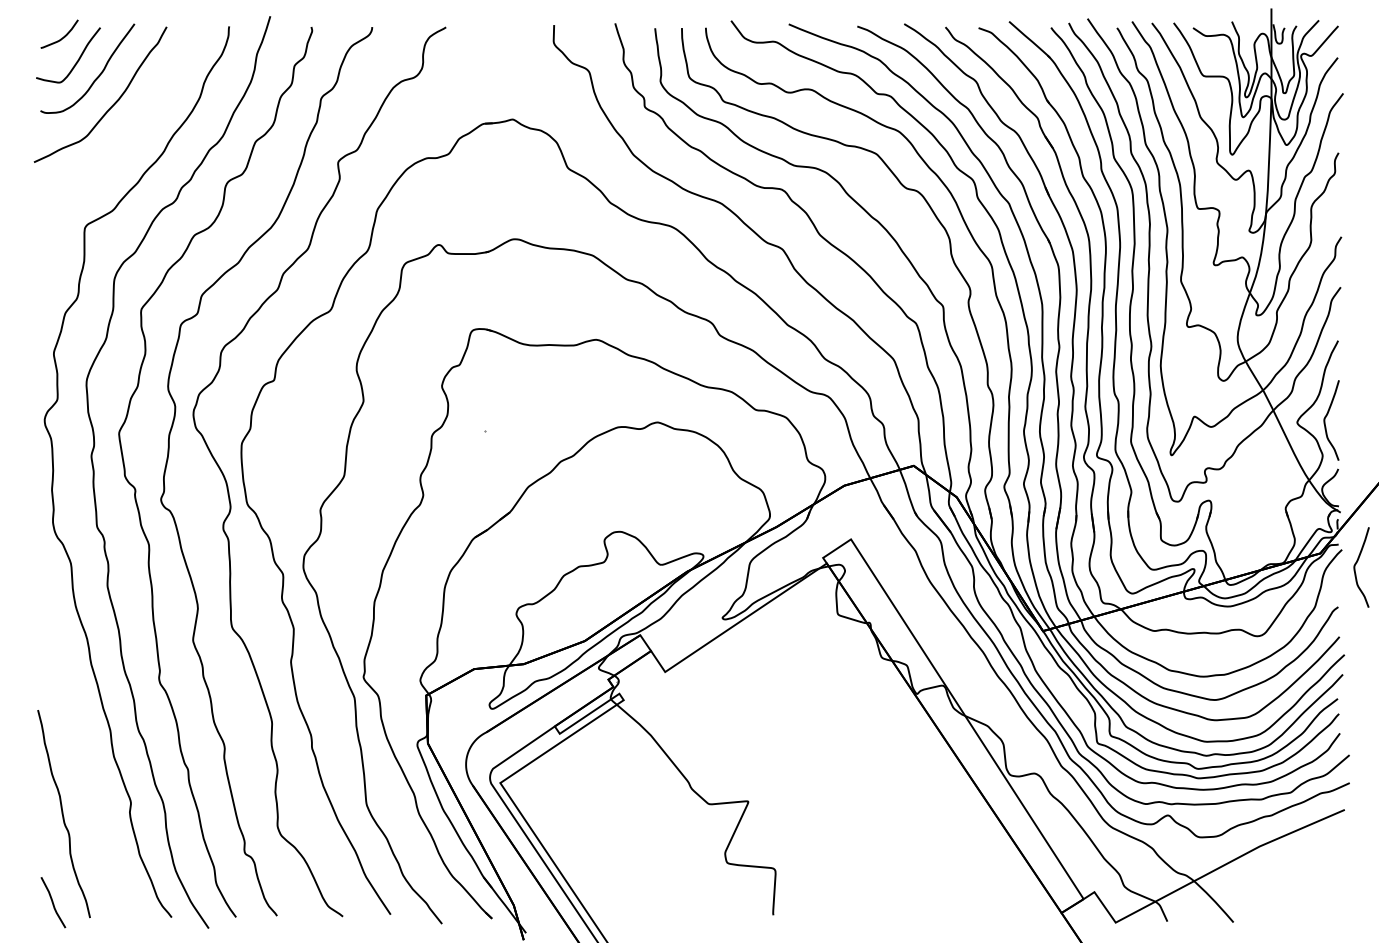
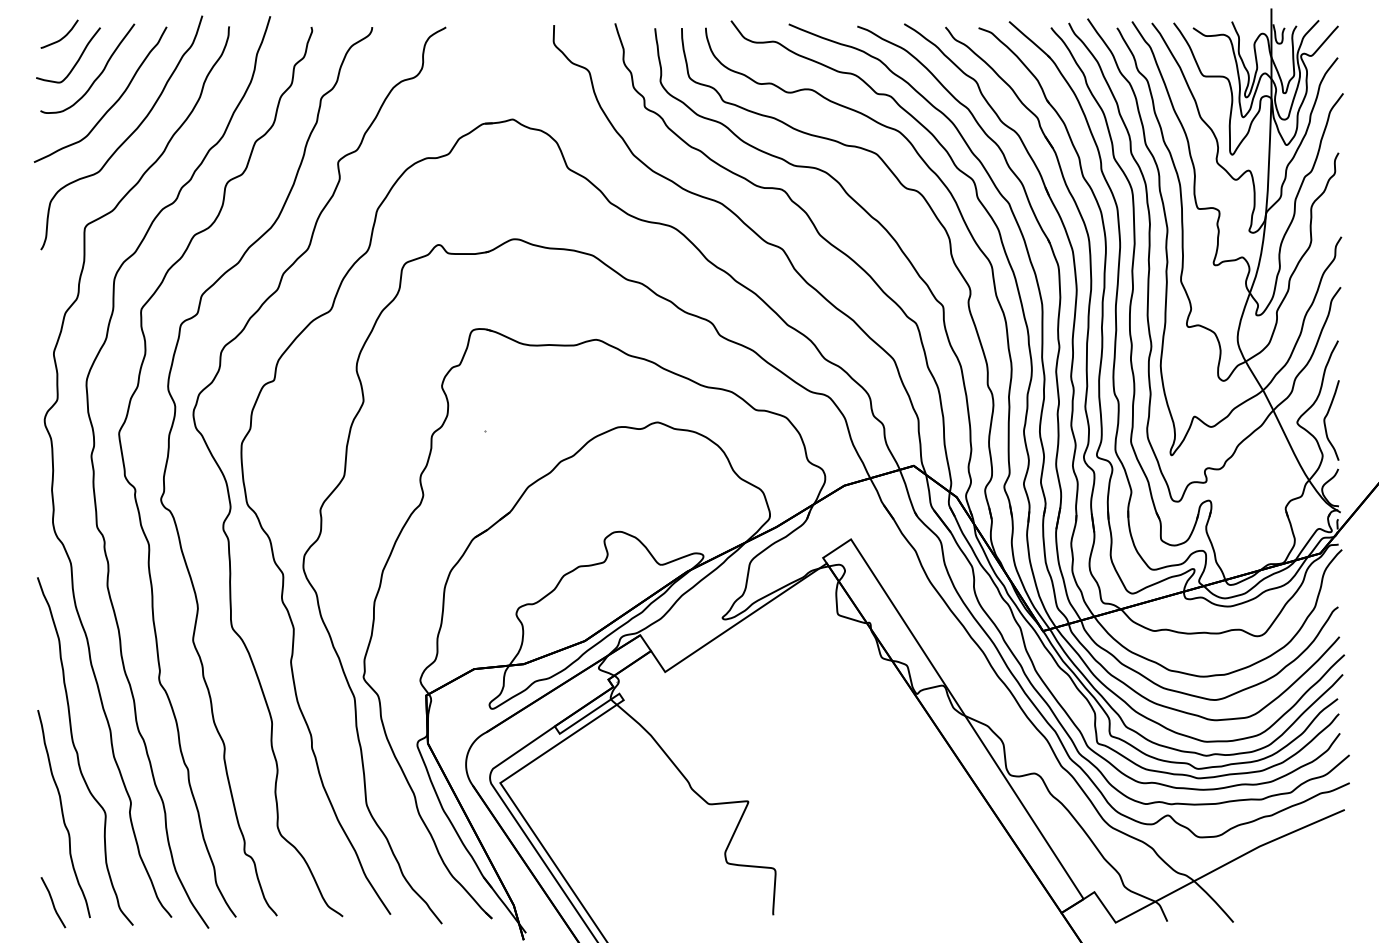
curve: none -> present (127, 137)
curve: present -> none (1356, 564)
curve: none -> present (78, 753)
